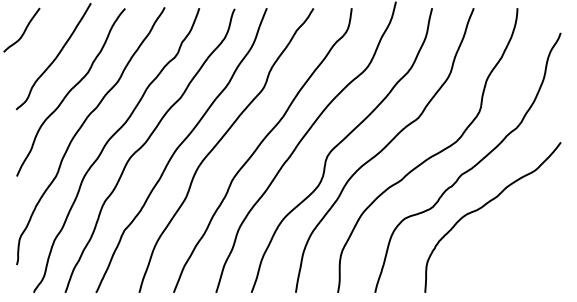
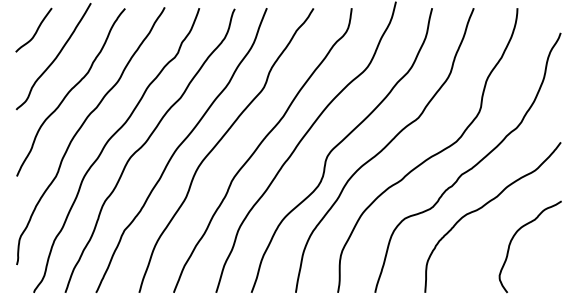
curve position: (23, 31) -> (35, 31) (35, 31)
curve: none -> present (514, 237)
